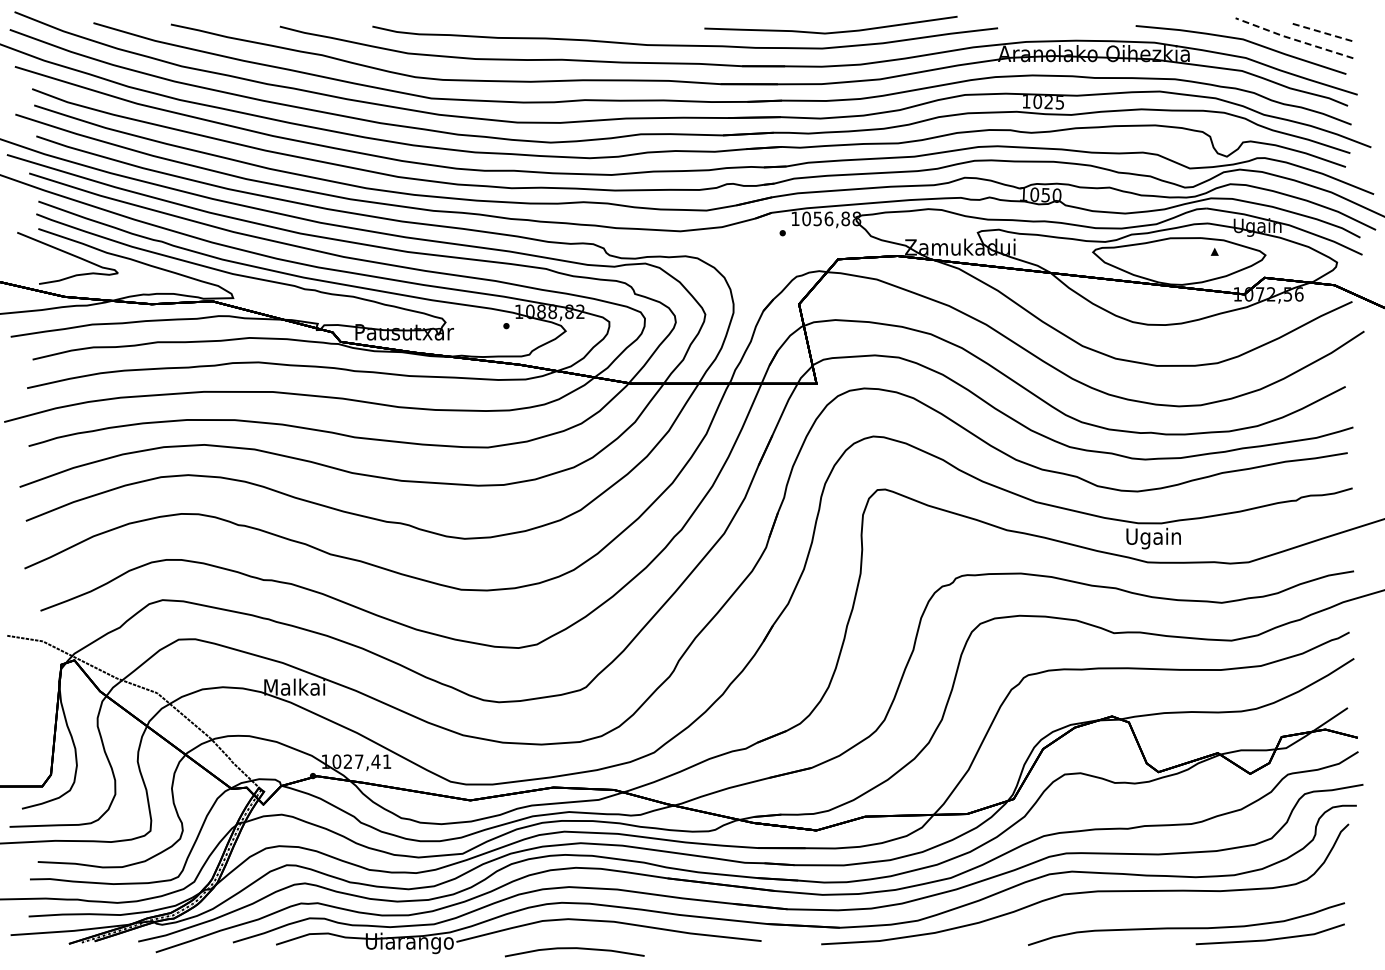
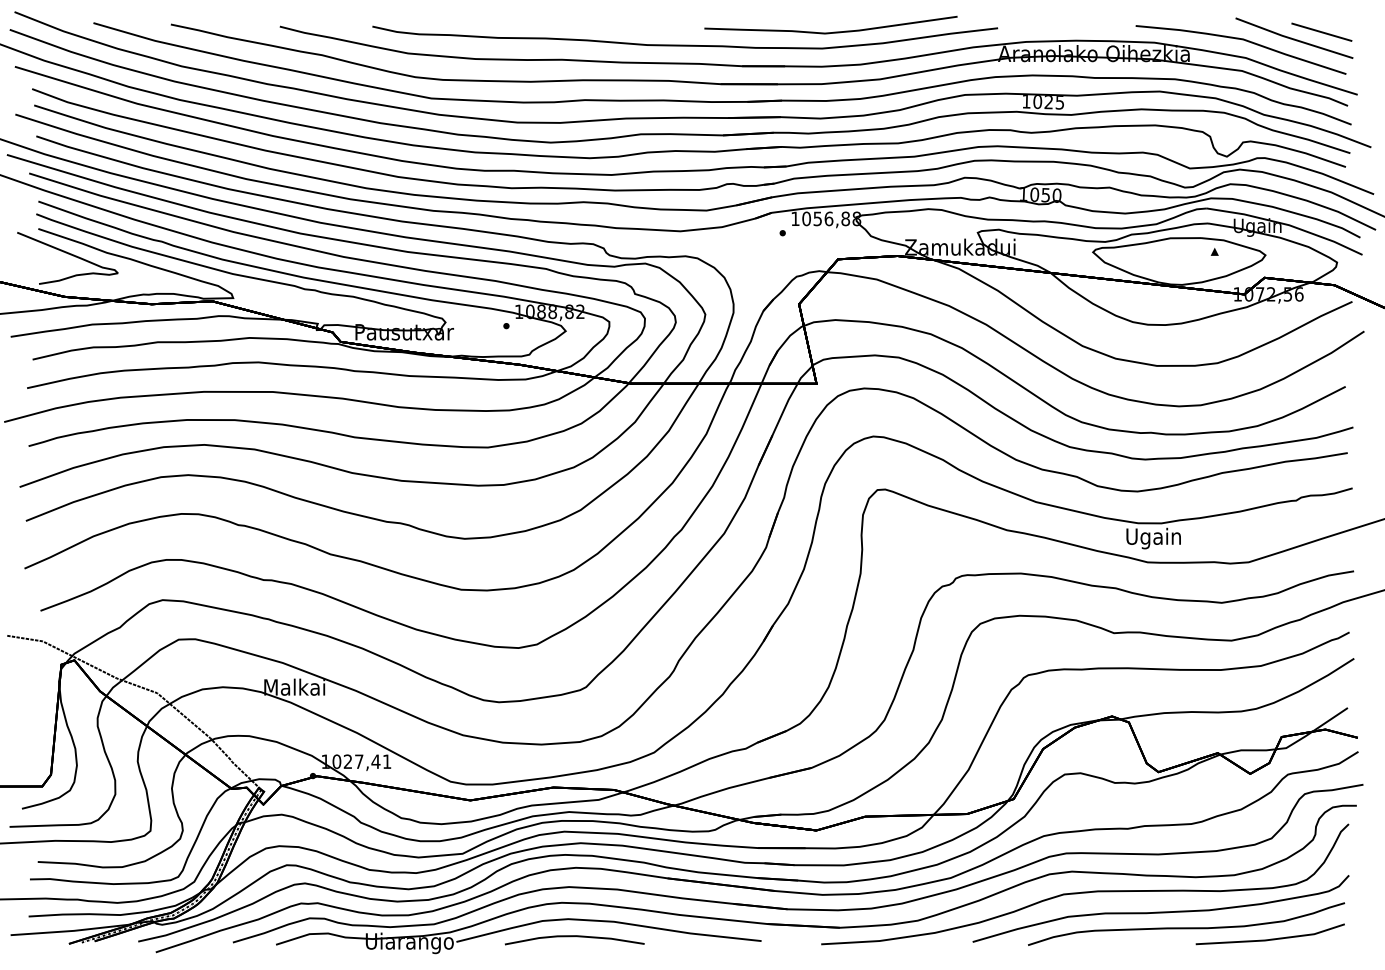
line: dashed -> solid (1321, 32)
line: dashed -> solid (1293, 39)
curve: none -> present (1160, 911)
curve position: (574, 949) -> (574, 937) (574, 937)
